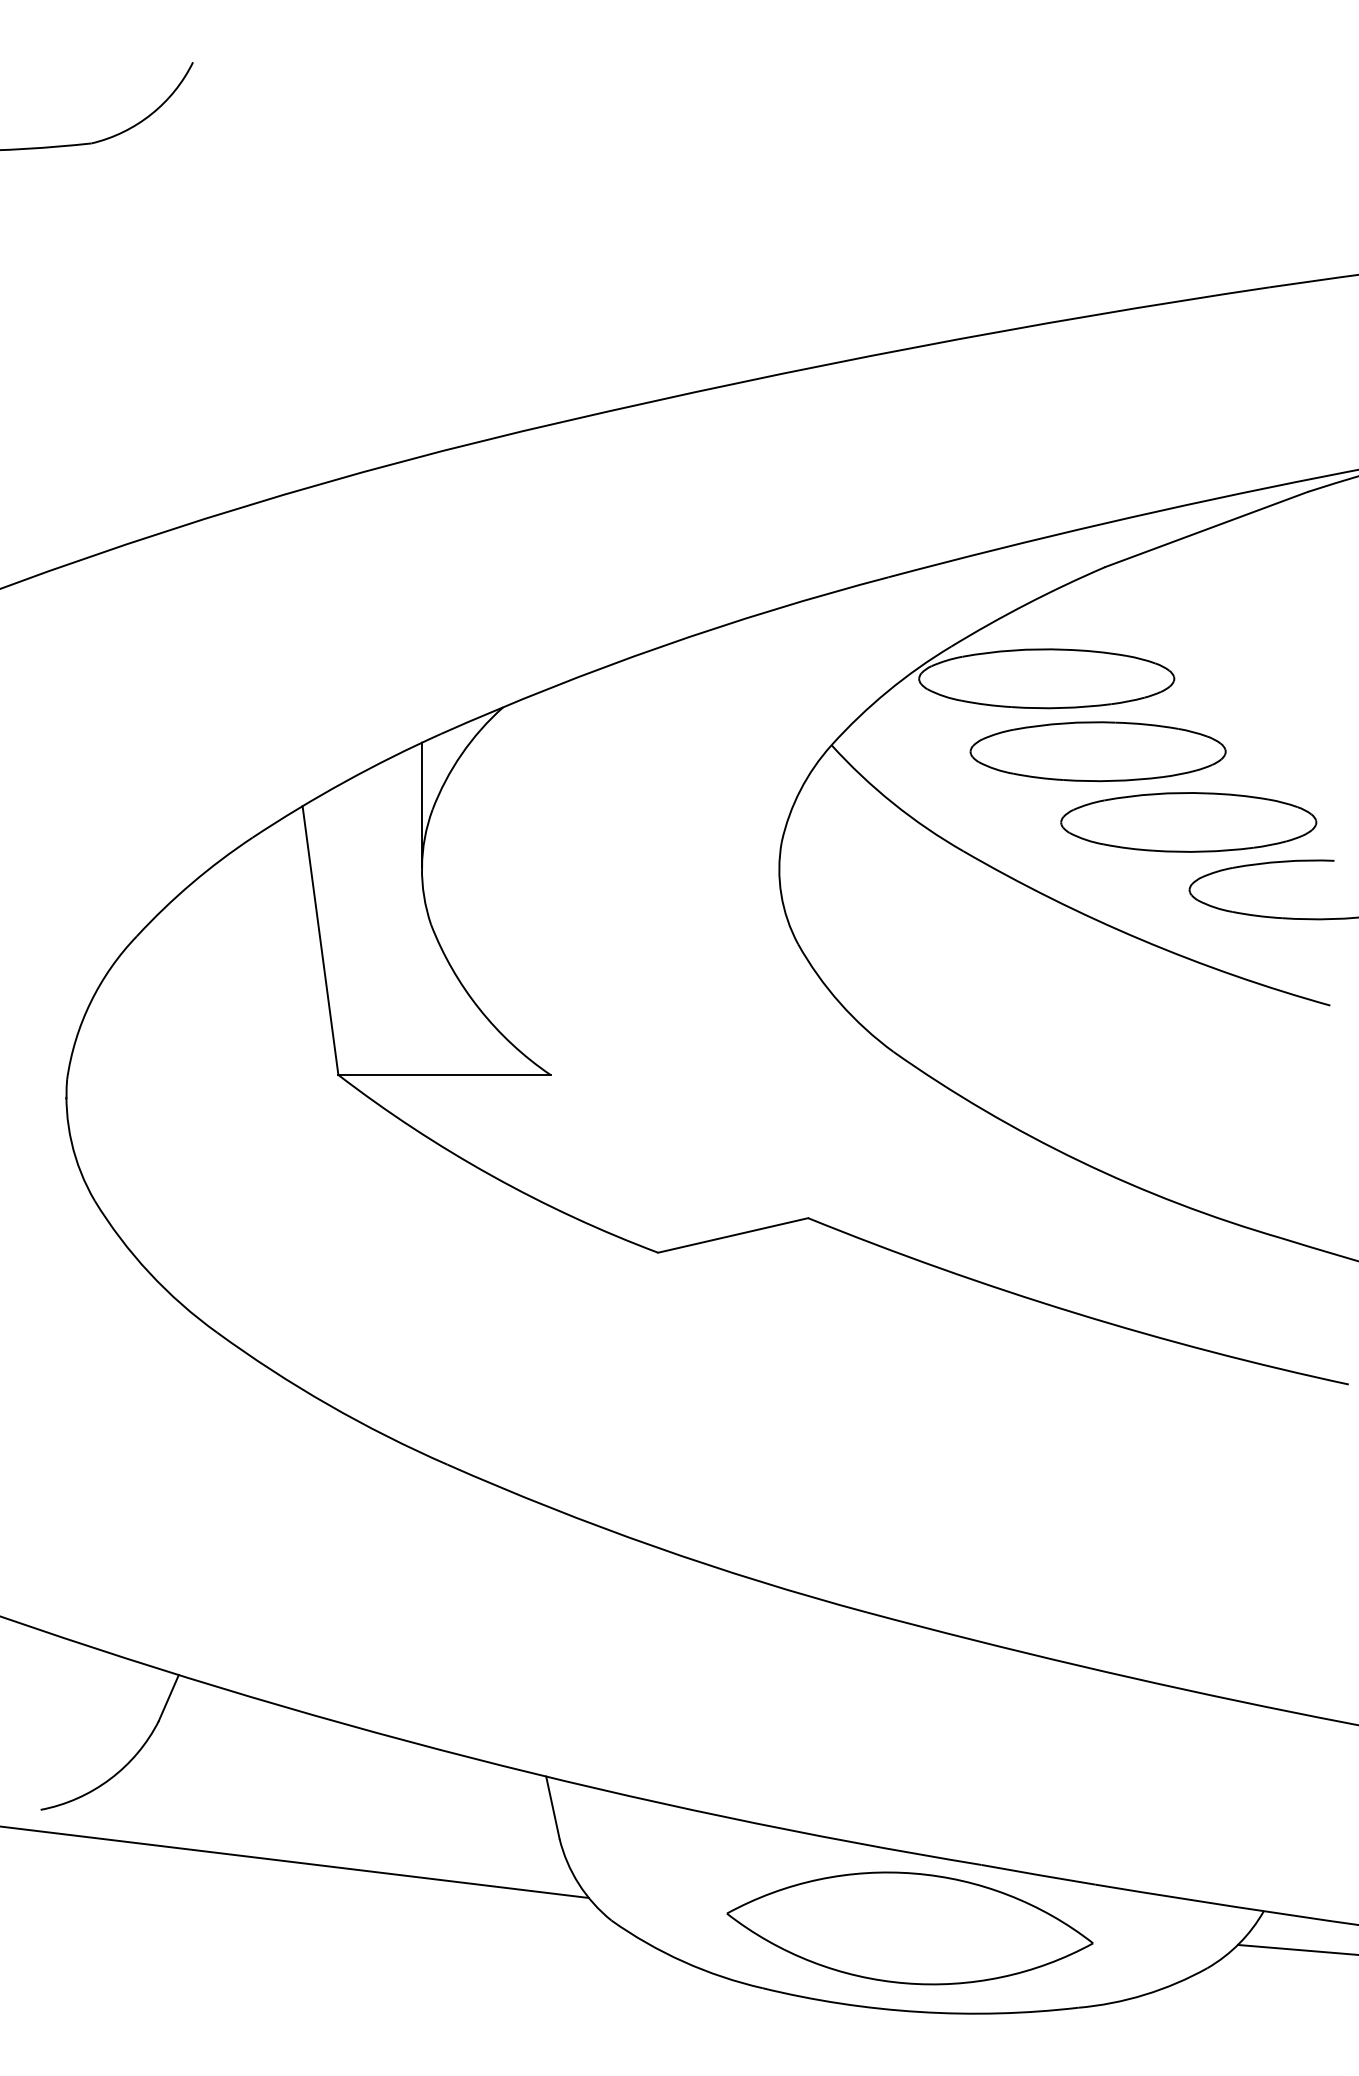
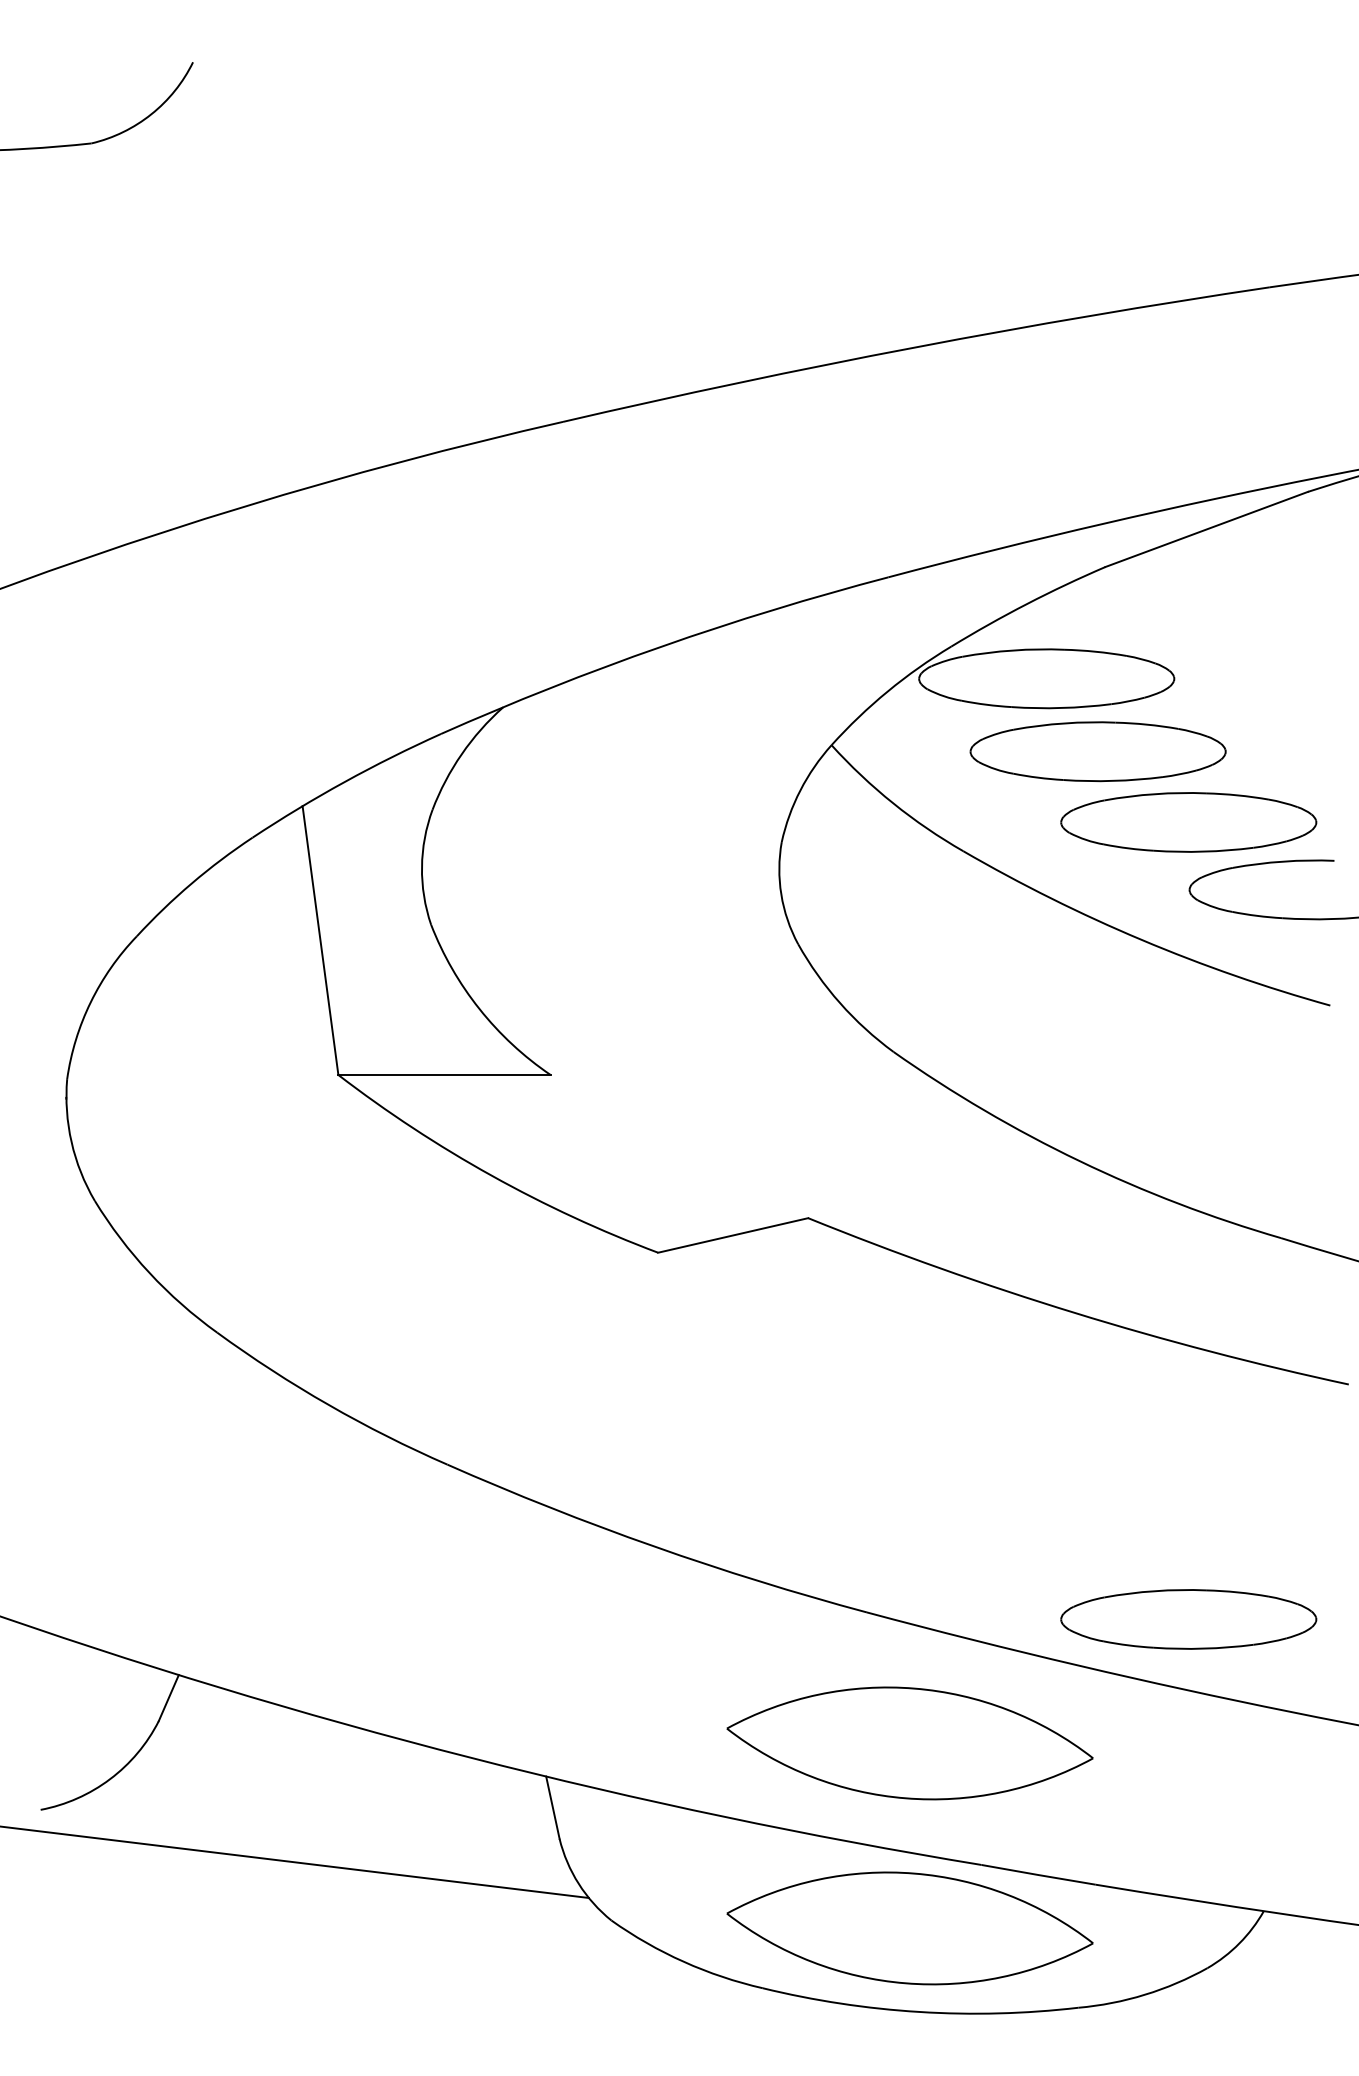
line: present -> none (421, 804)
part: none -> present (1188, 1619)
part: none -> present (909, 1743)
line: present -> none (1296, 1949)
